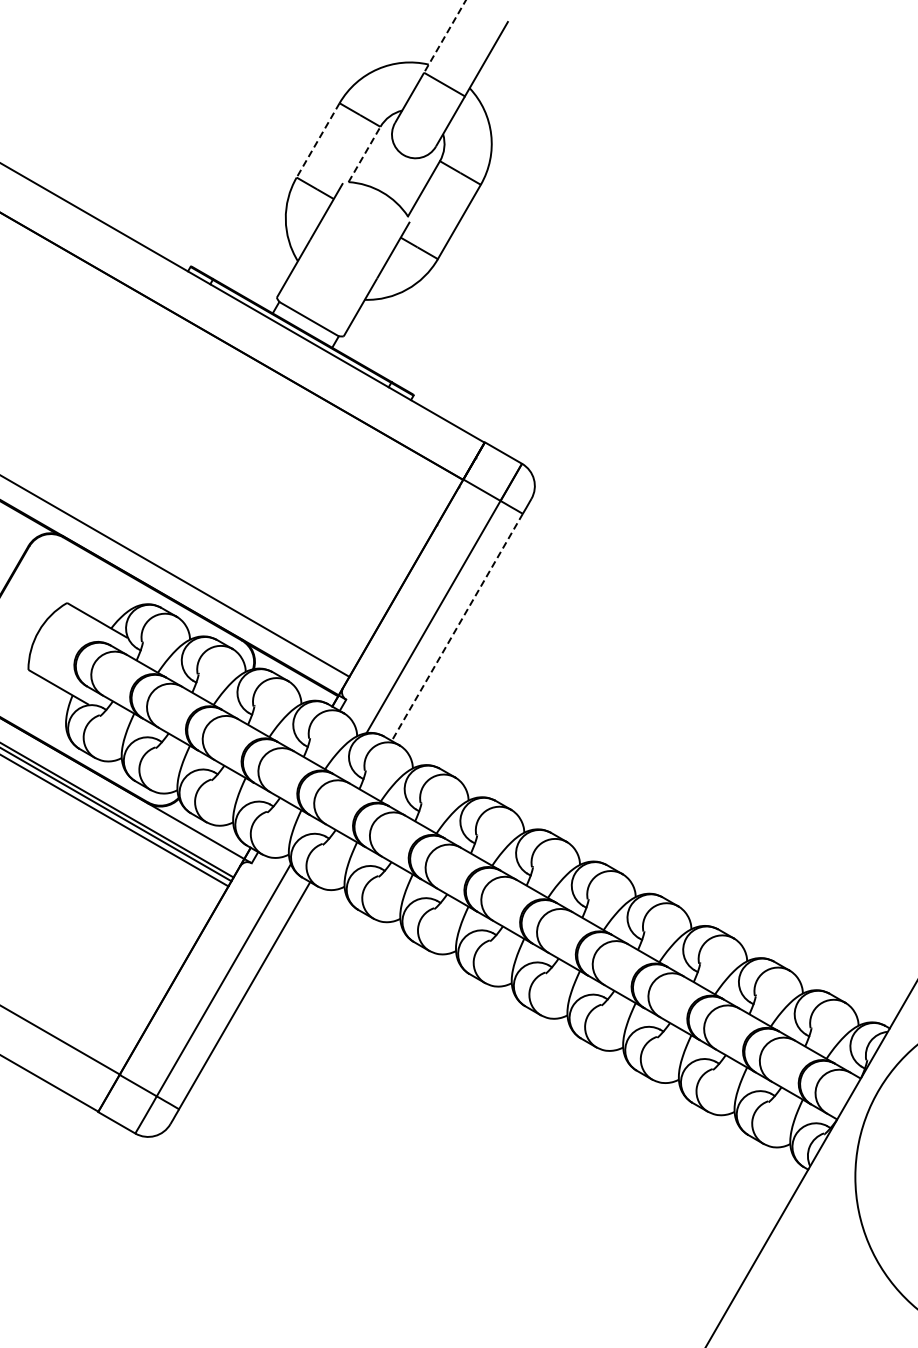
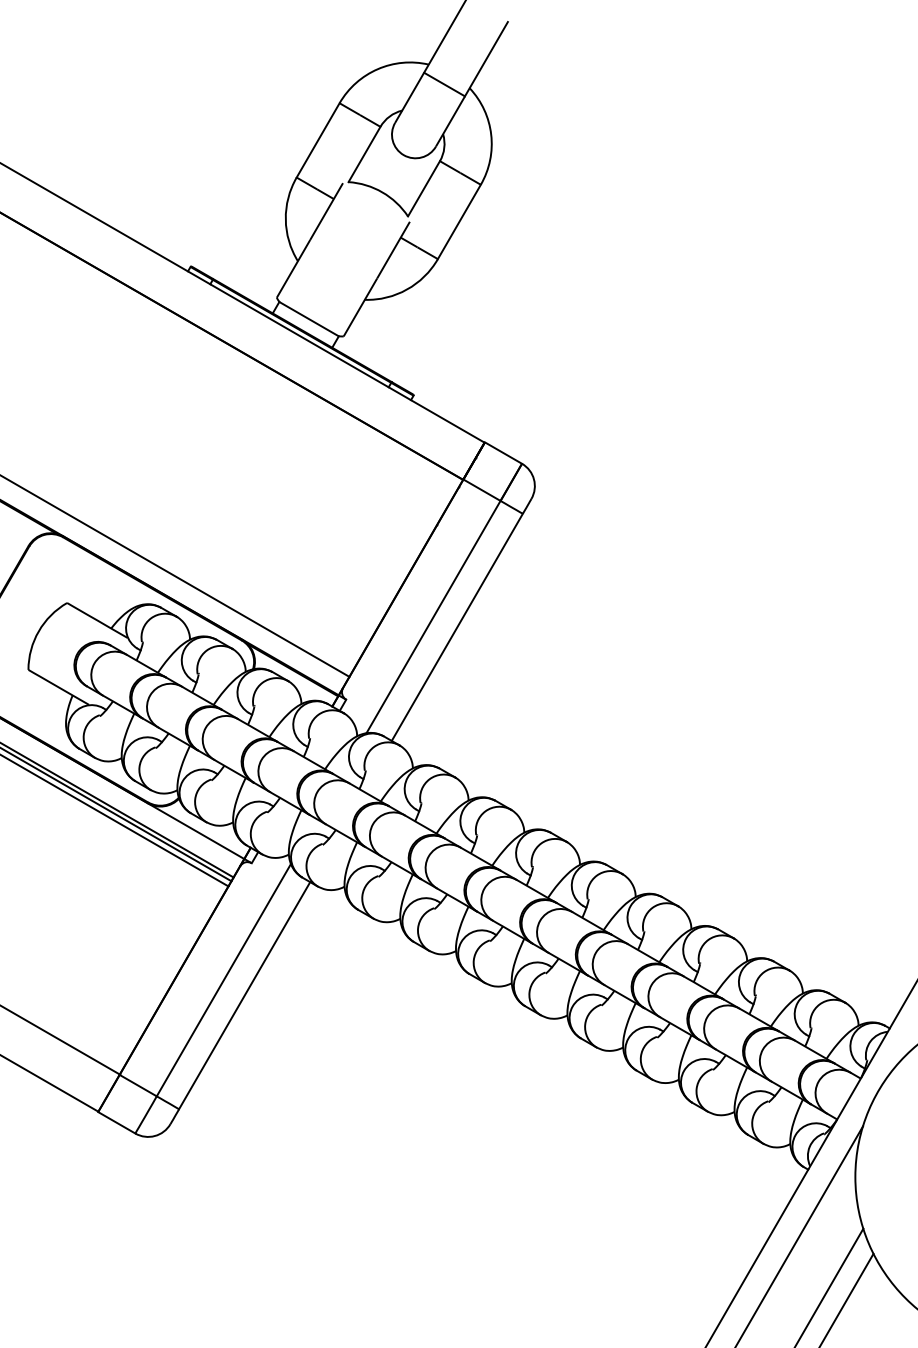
line: dashed -> solid (445, 36)
line: dashed -> solid (318, 140)
line: dashed -> solid (364, 154)
line: dashed -> solid (457, 627)
line: none -> present (799, 1235)
line: none -> present (829, 1286)
line: none -> present (846, 1298)
